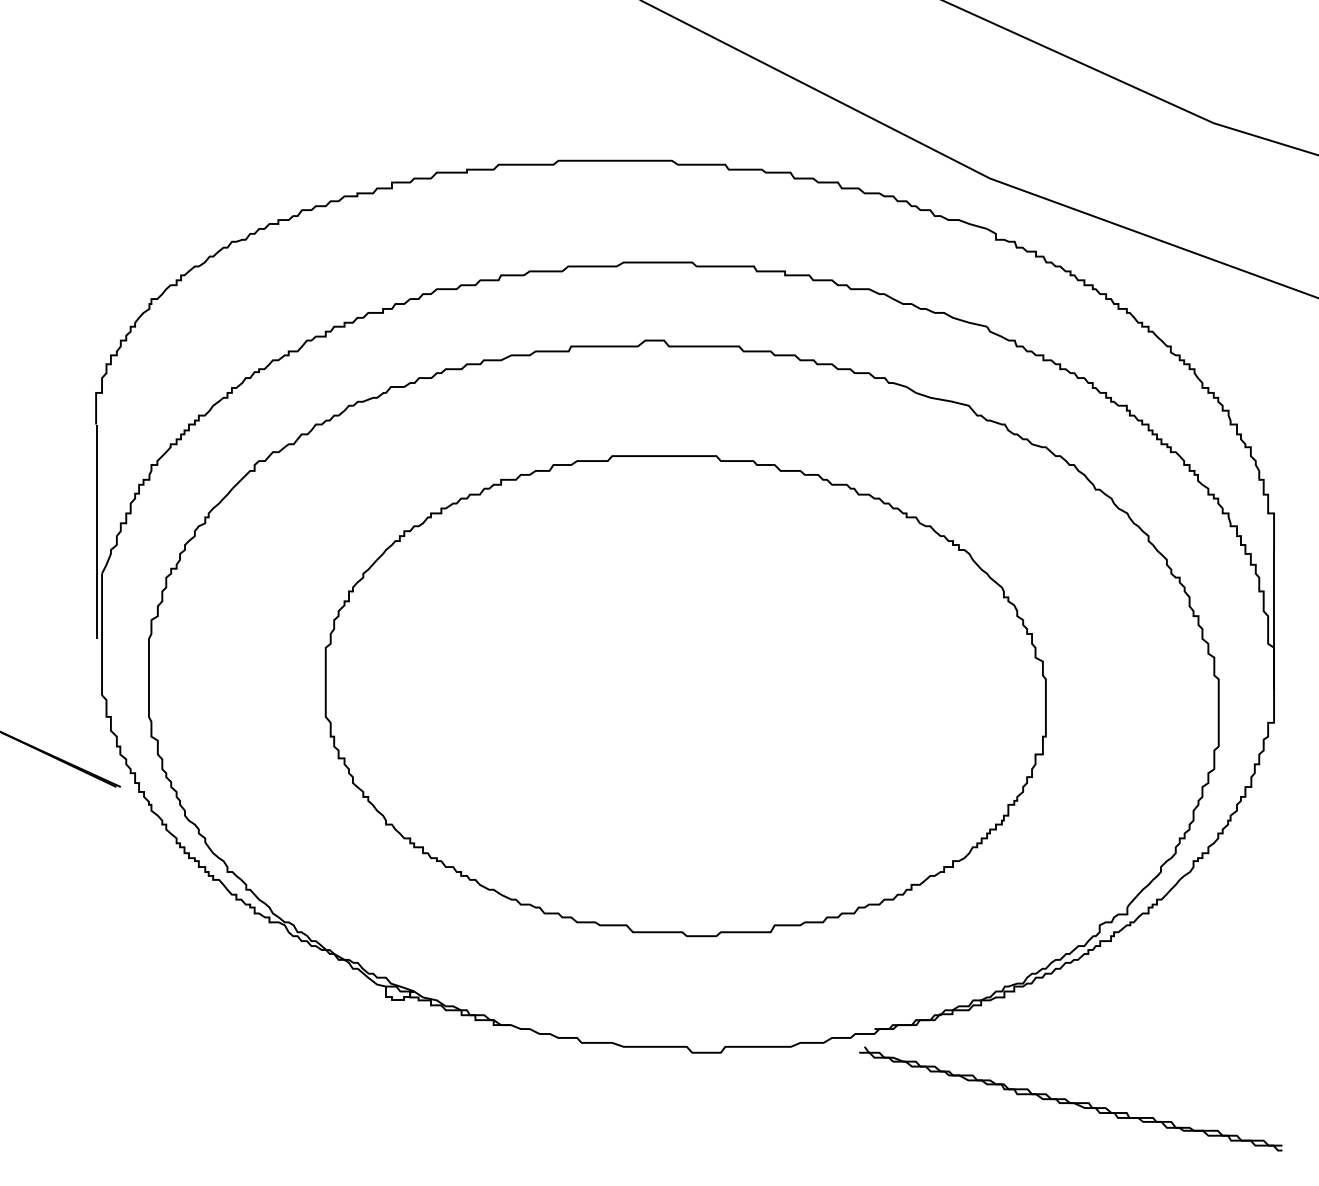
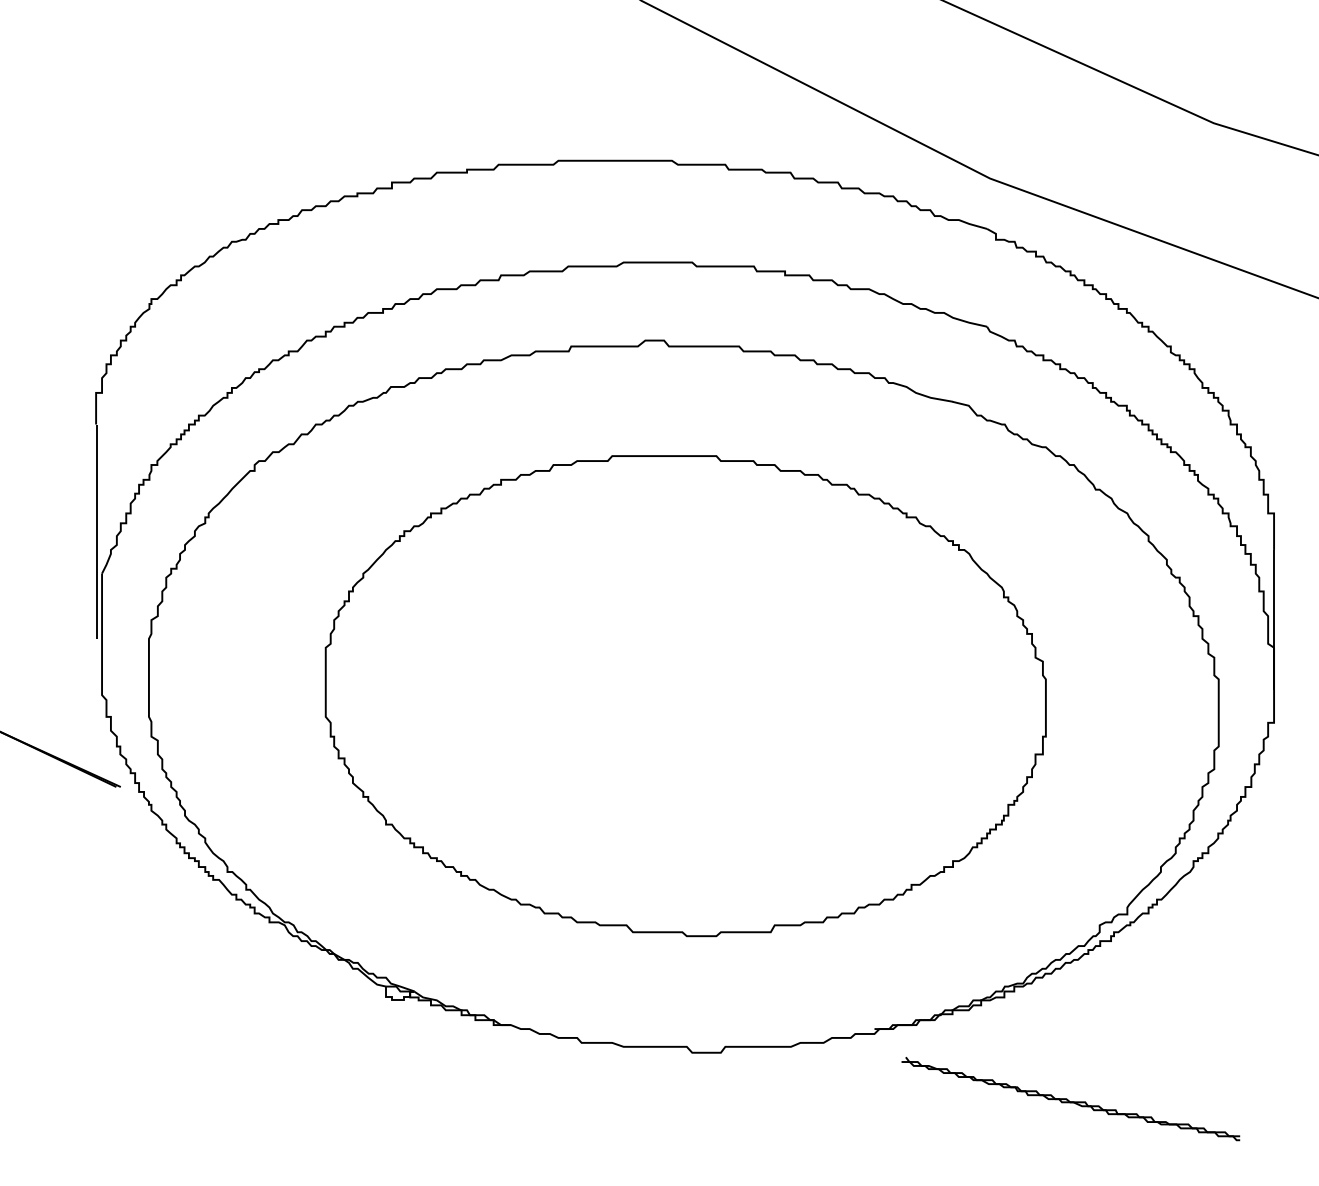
part size: 424x106 px -> 340x85 px (1070, 1099)
